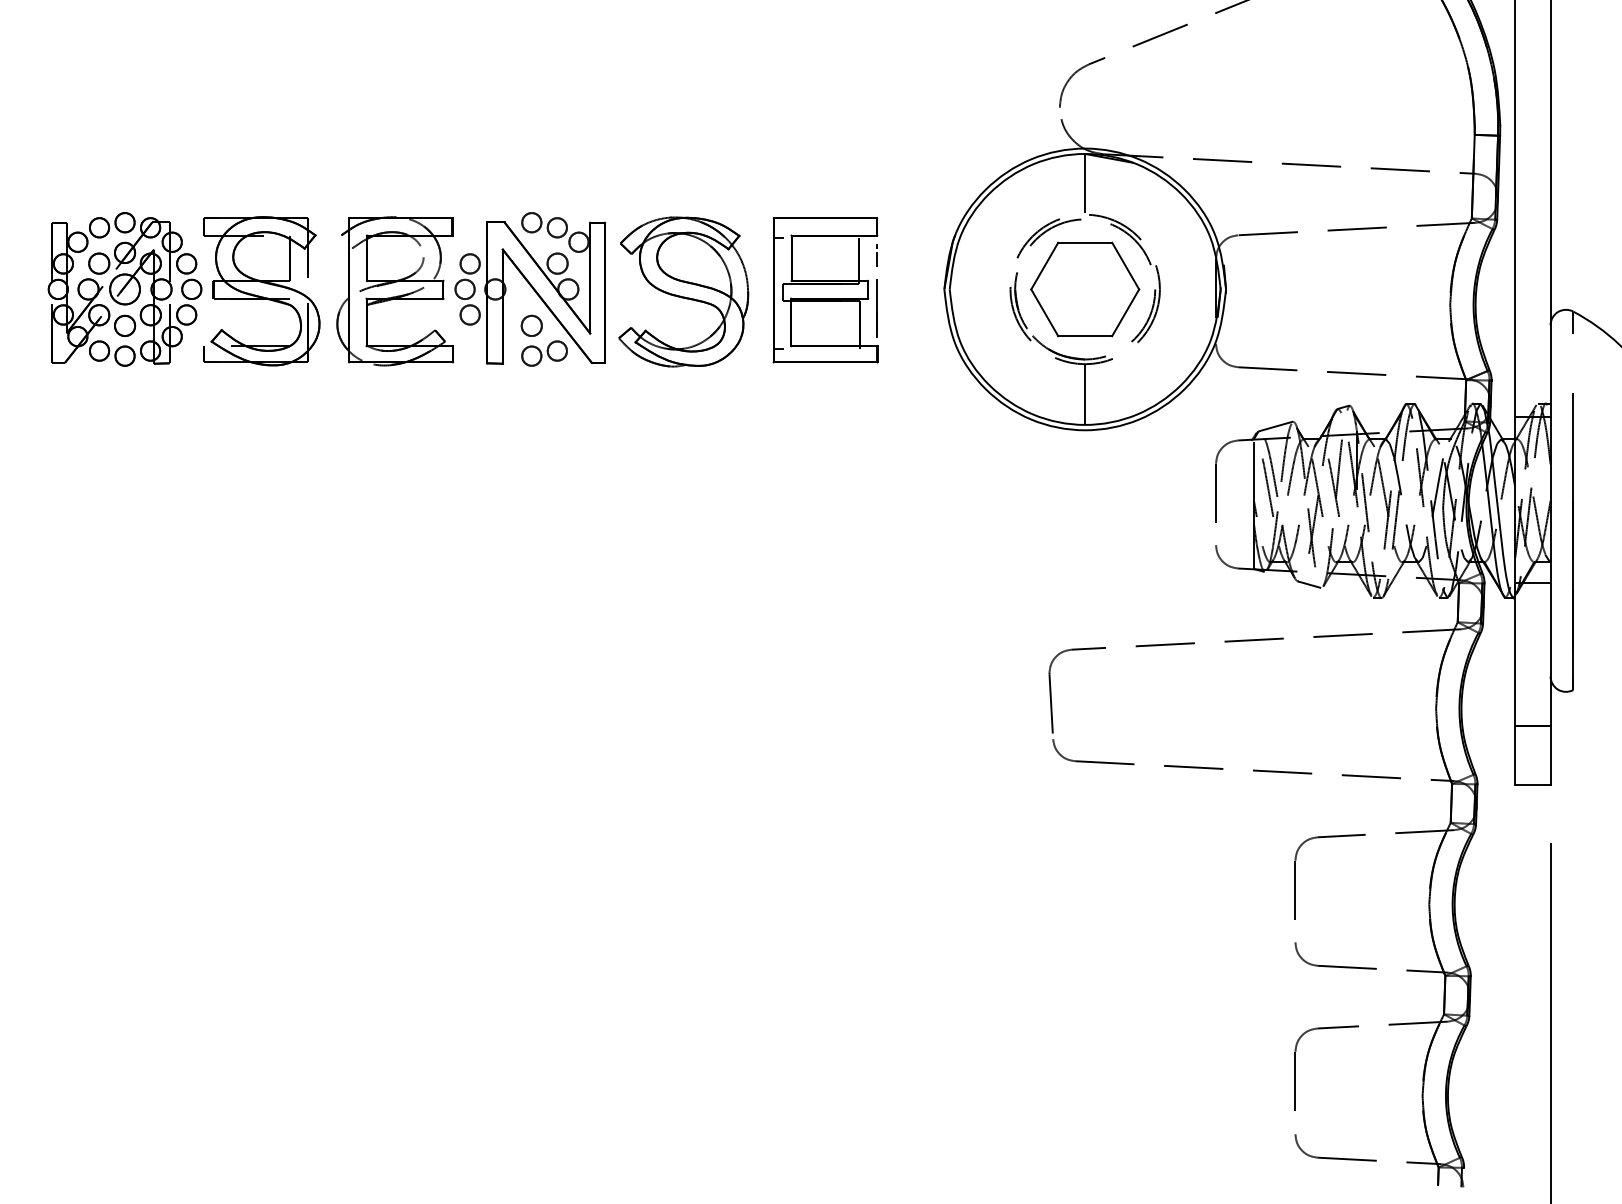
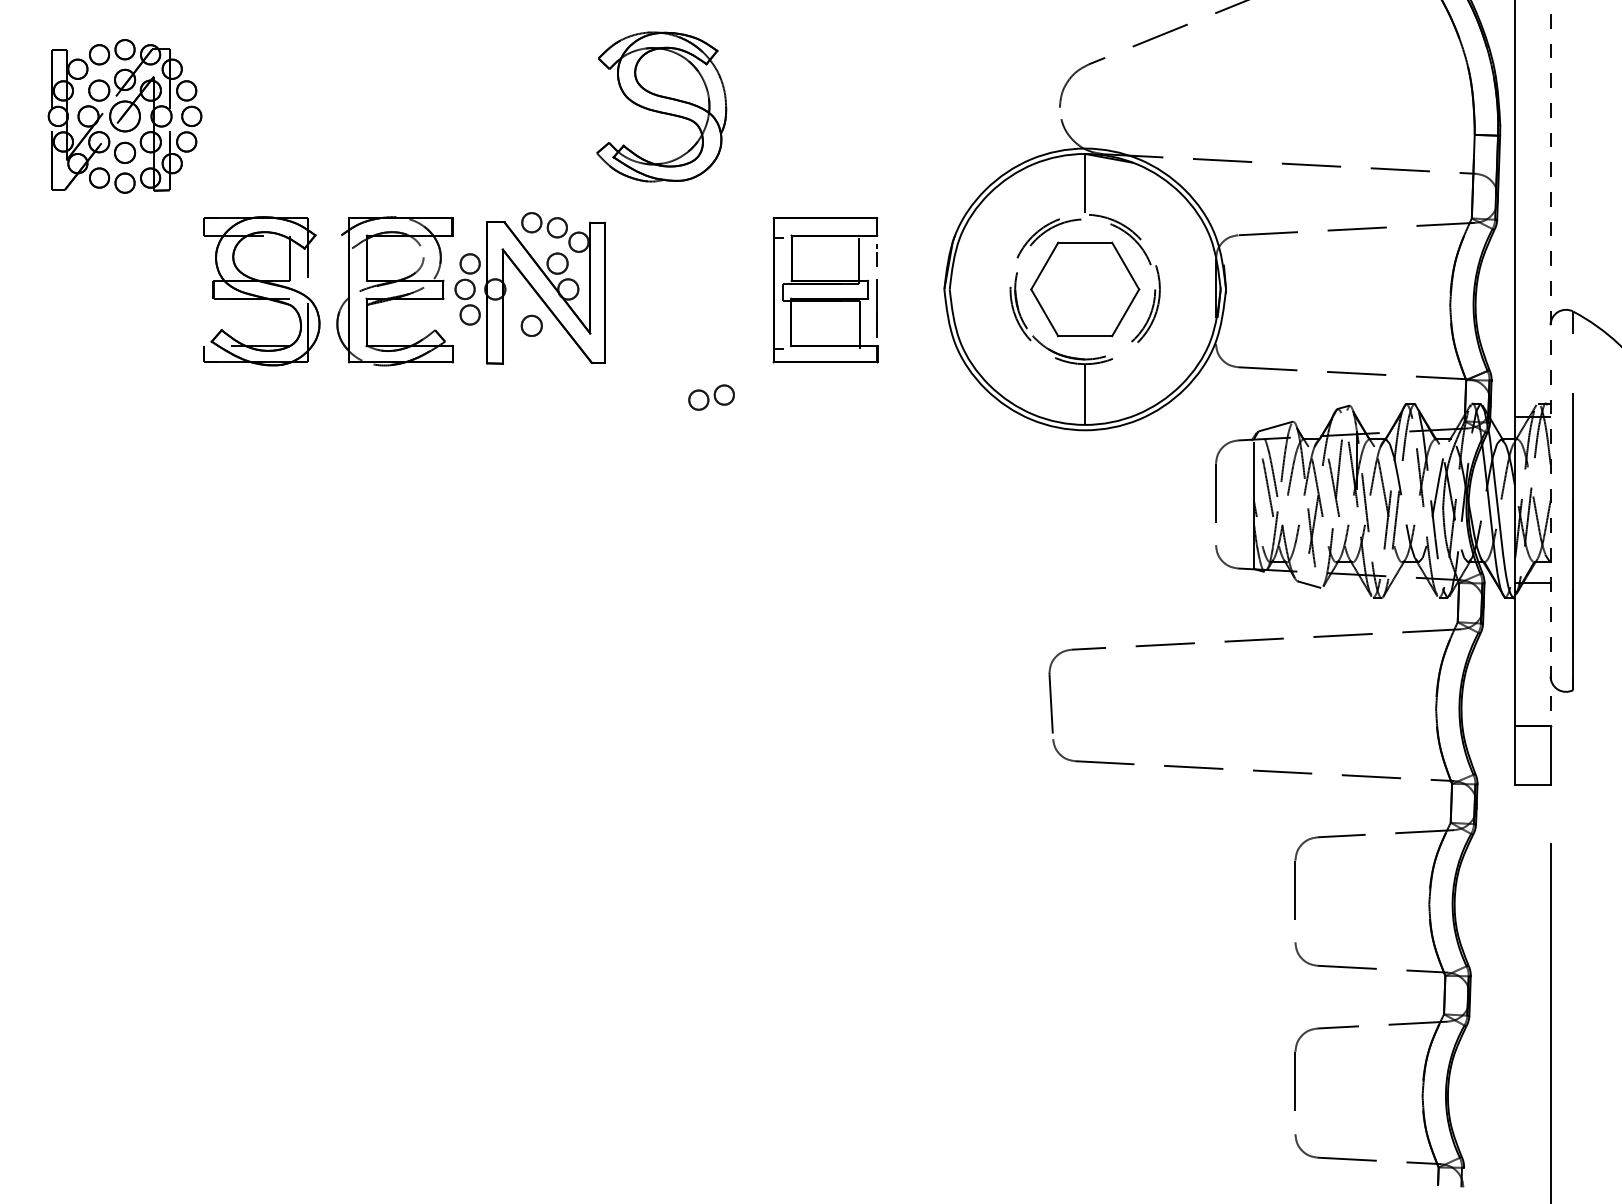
part position: (124, 289) -> (124, 116) (124, 116)
part position: (683, 291) -> (661, 106) (661, 106)
part position: (544, 353) -> (711, 397) (711, 397)
line: solid -> dashed (1550, 363)
